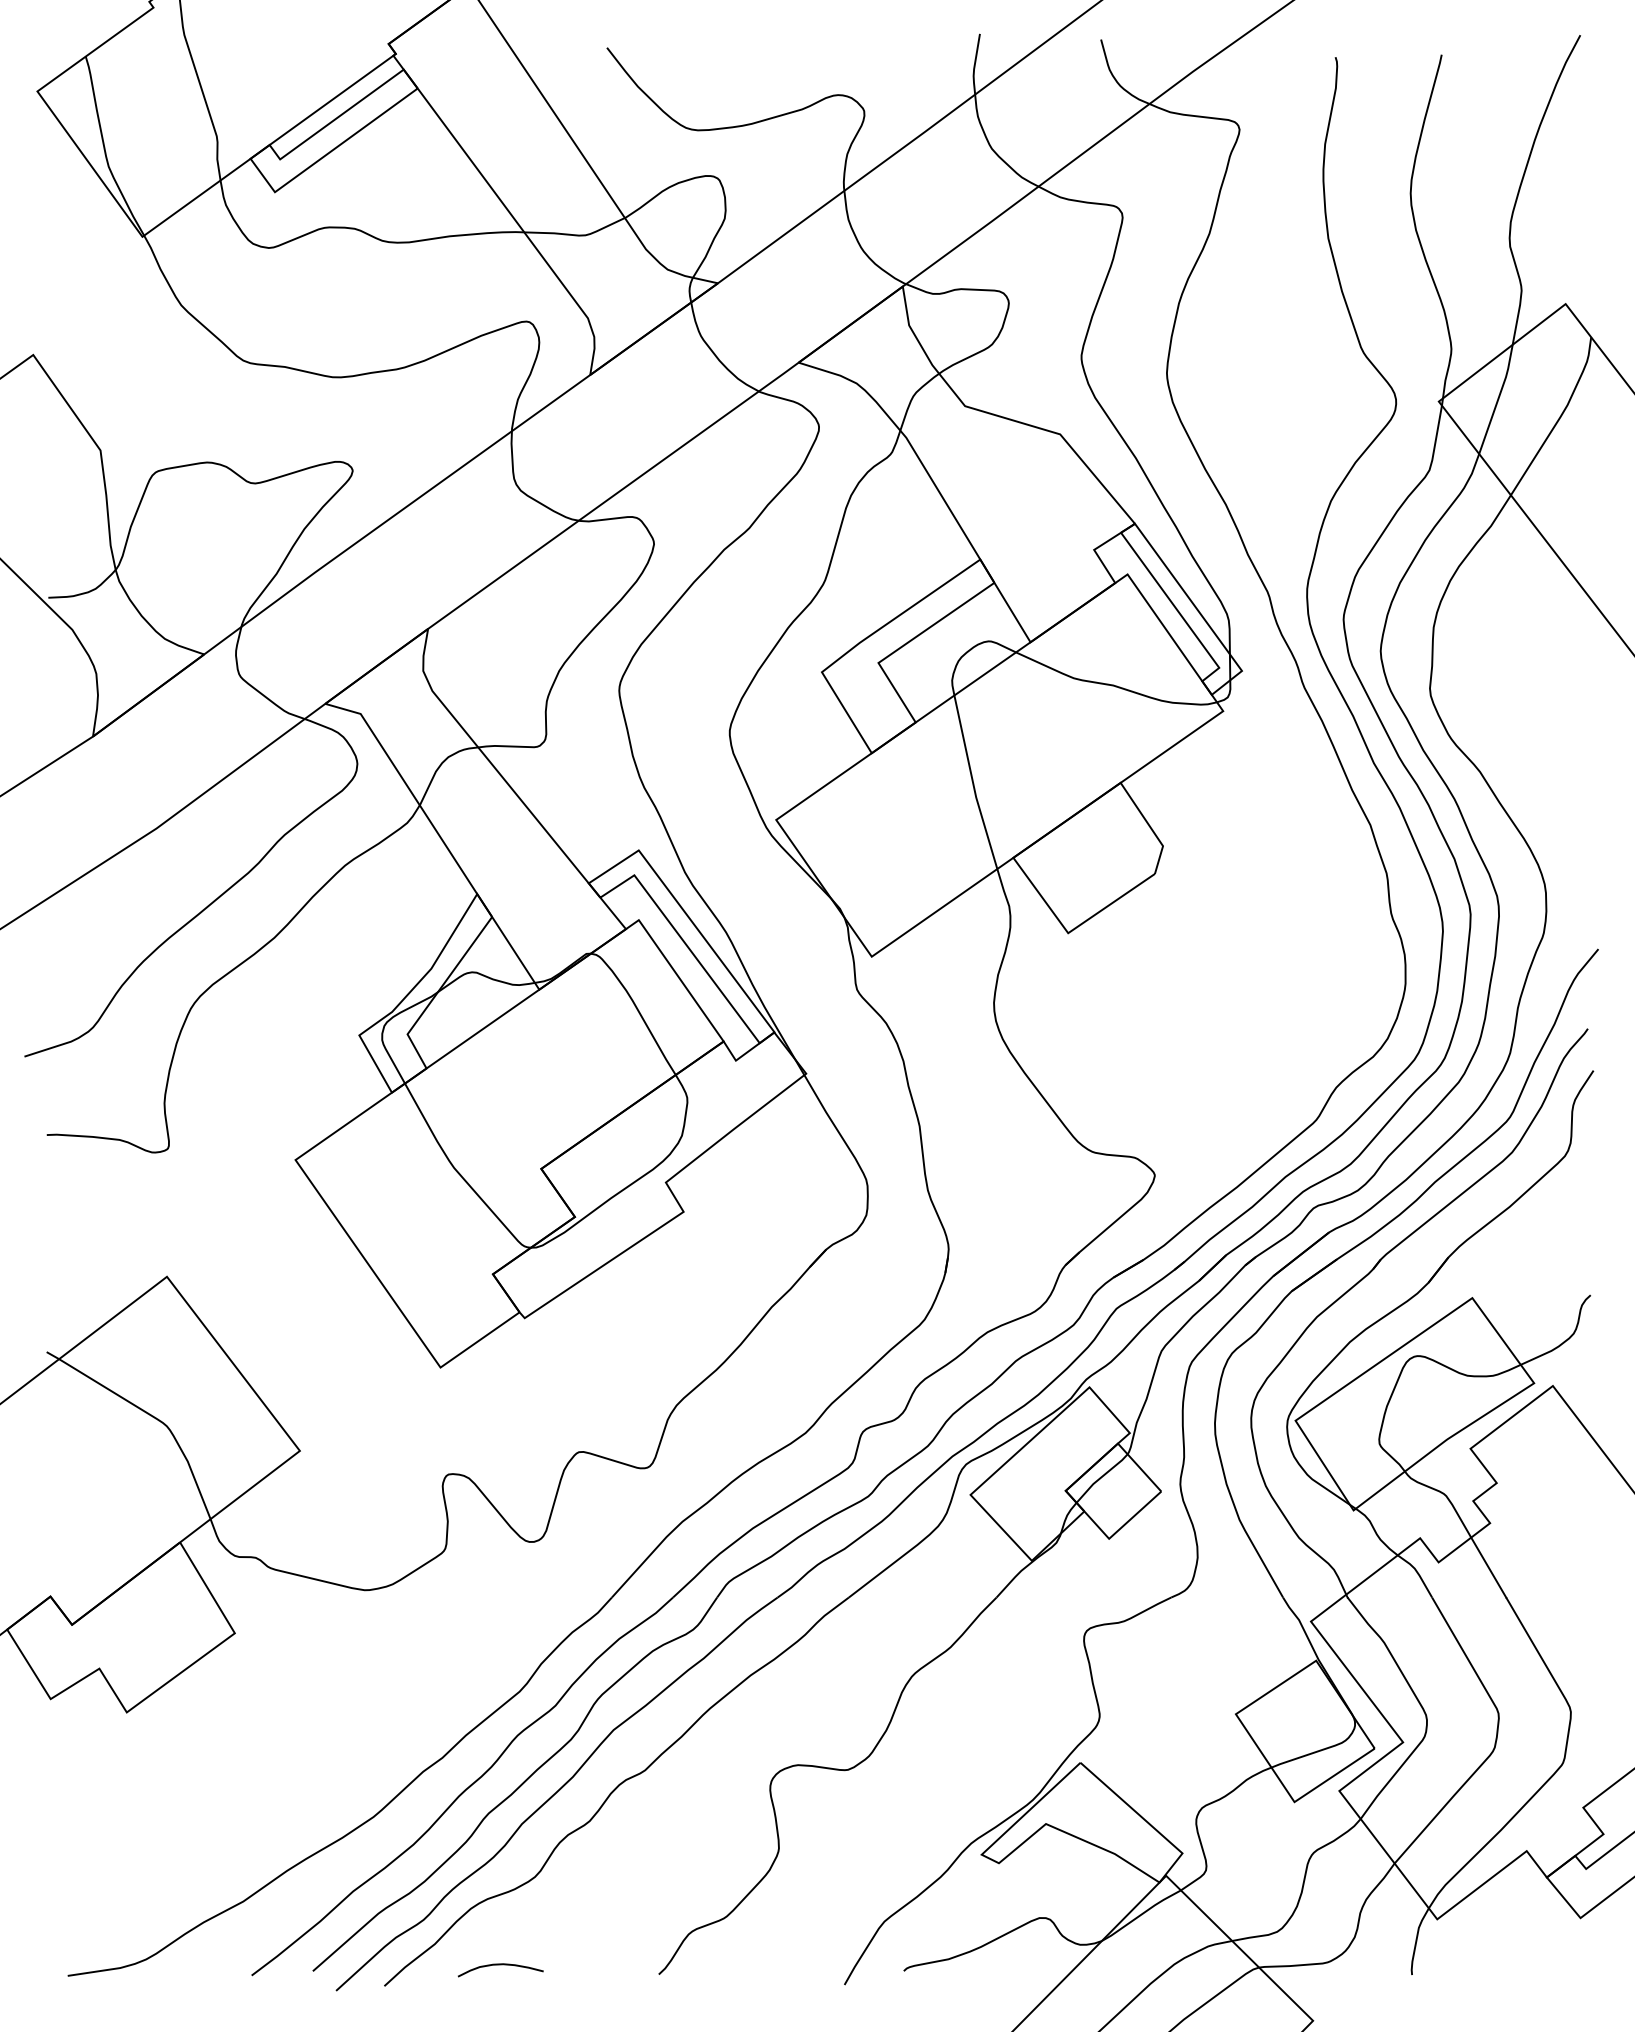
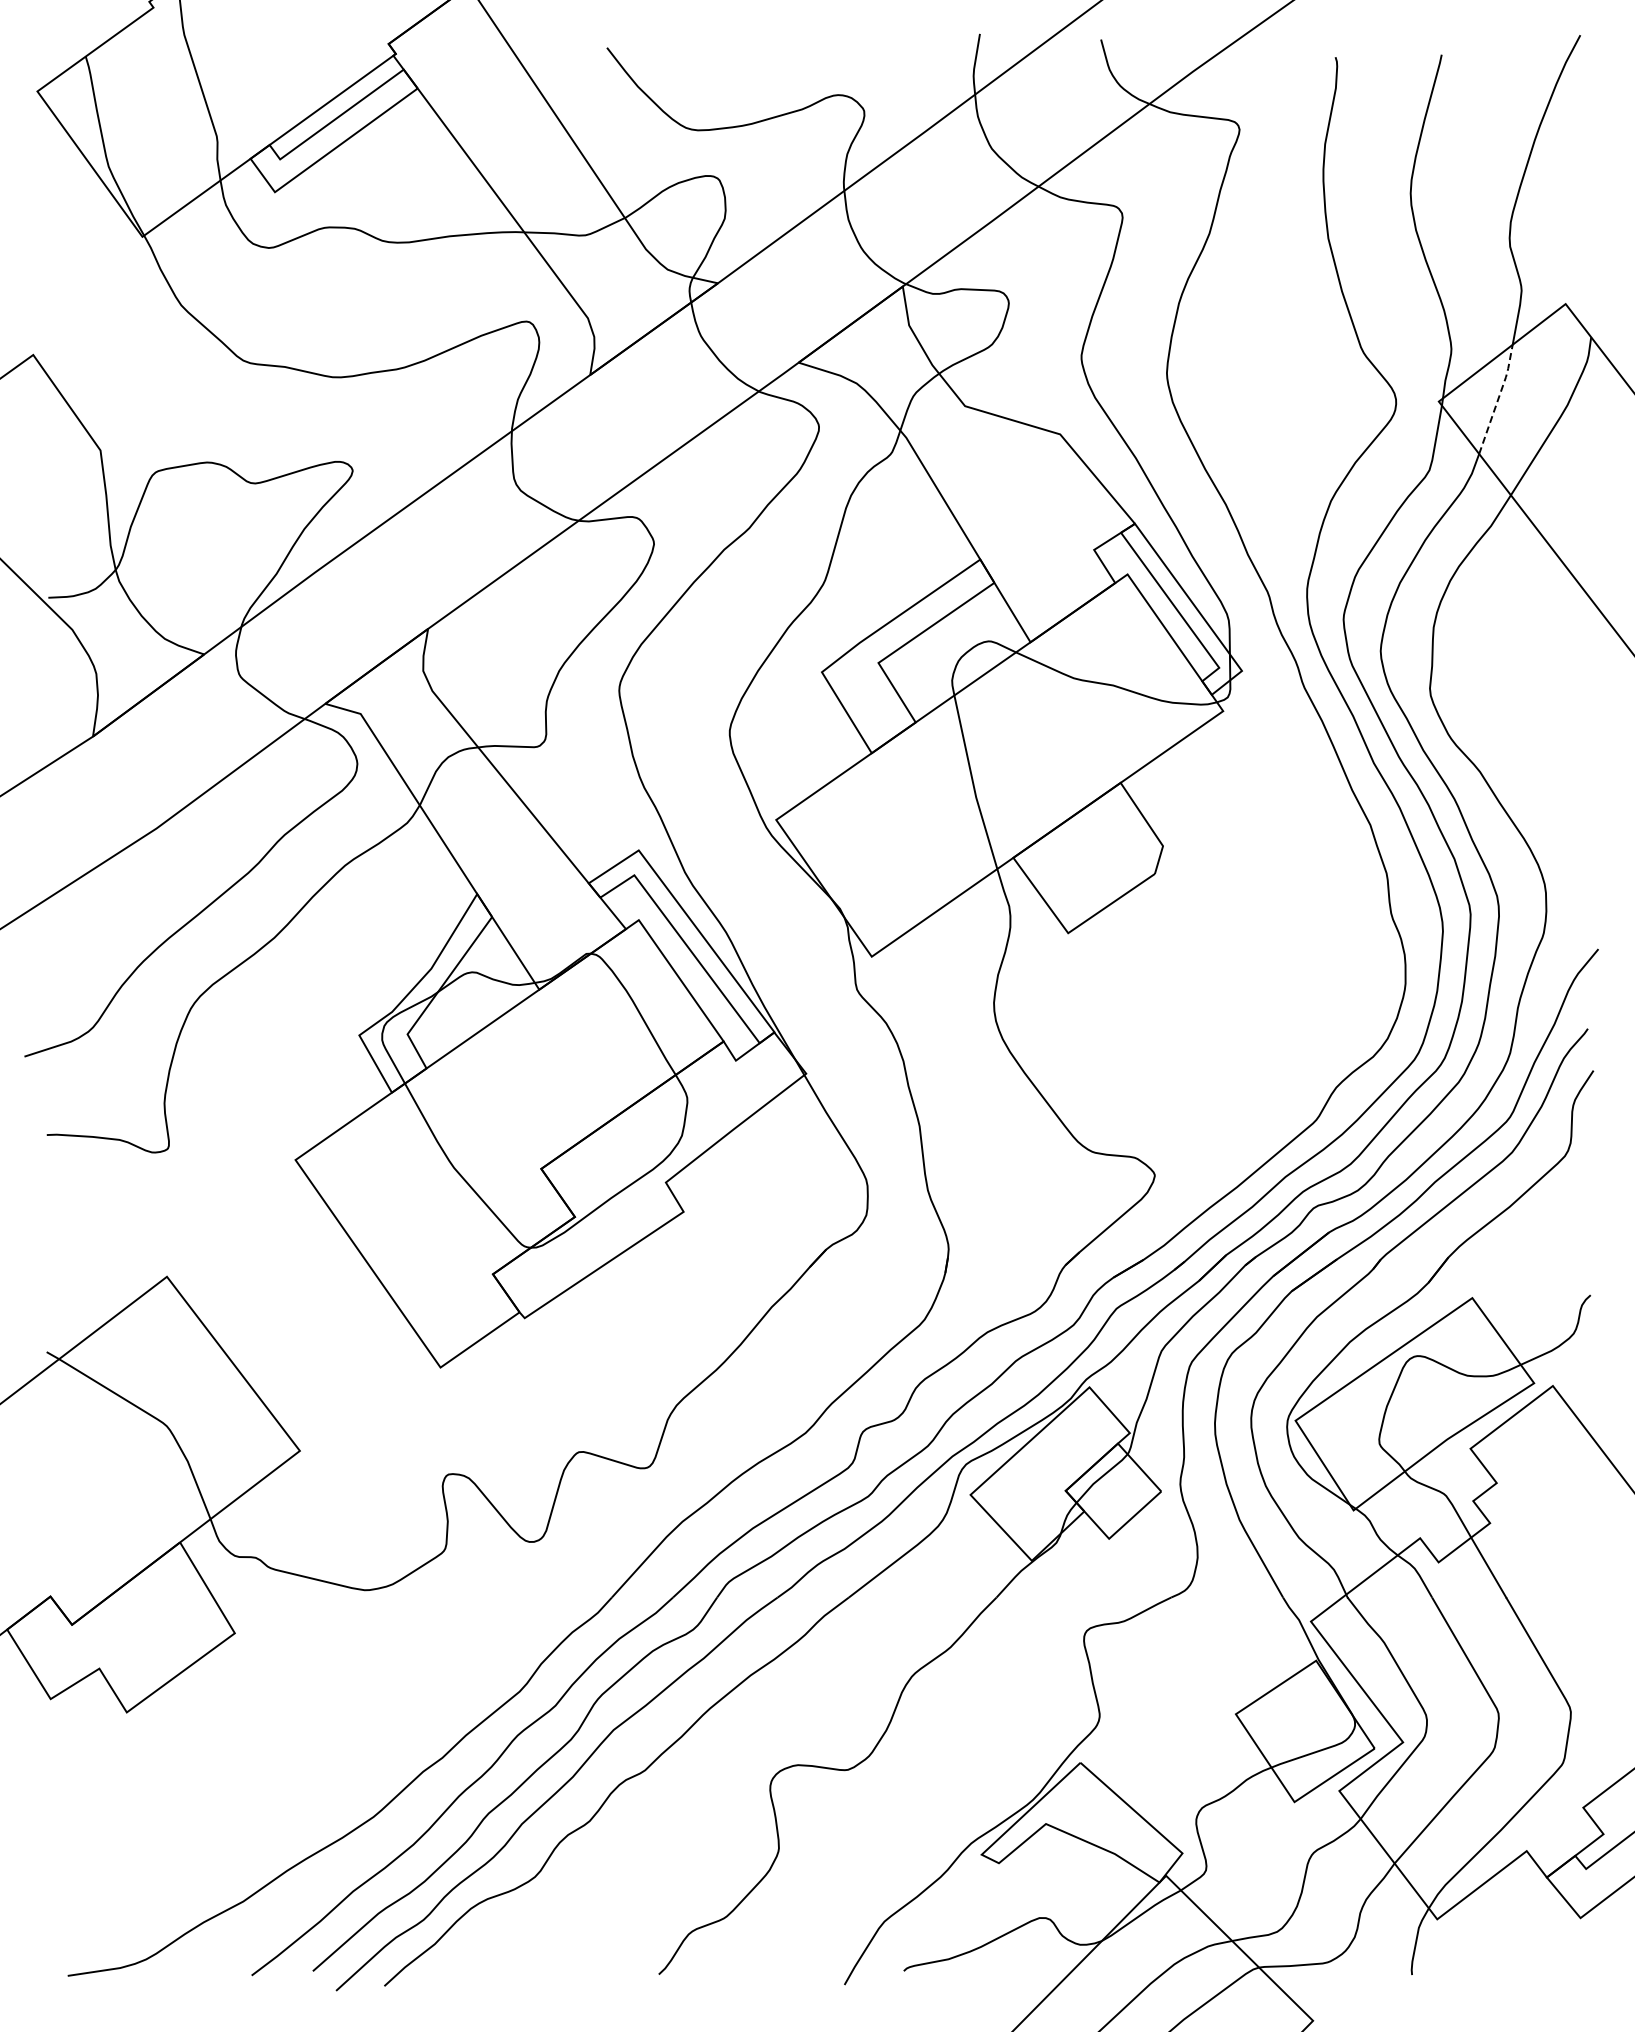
line: solid -> dashed (1498, 398)
curve: present -> none (500, 1965)
